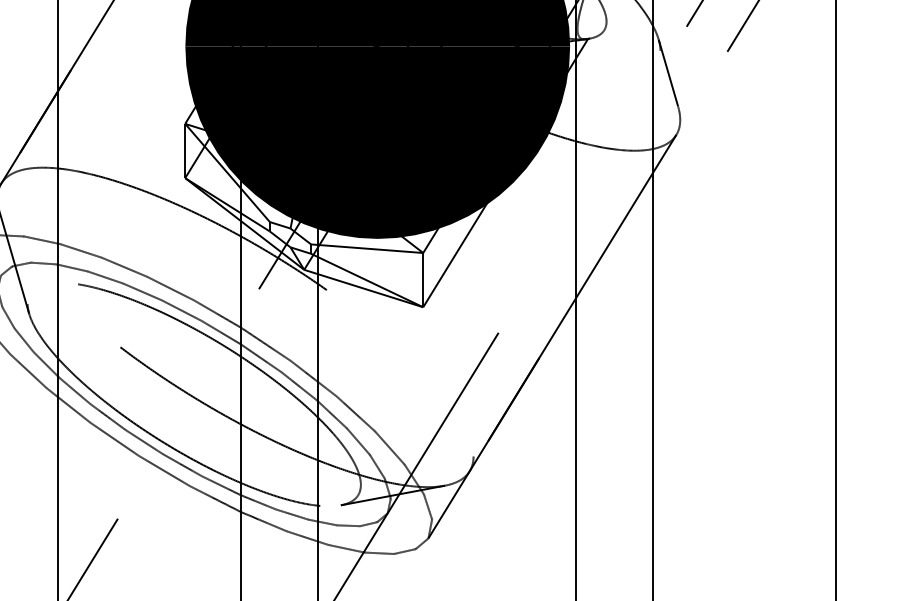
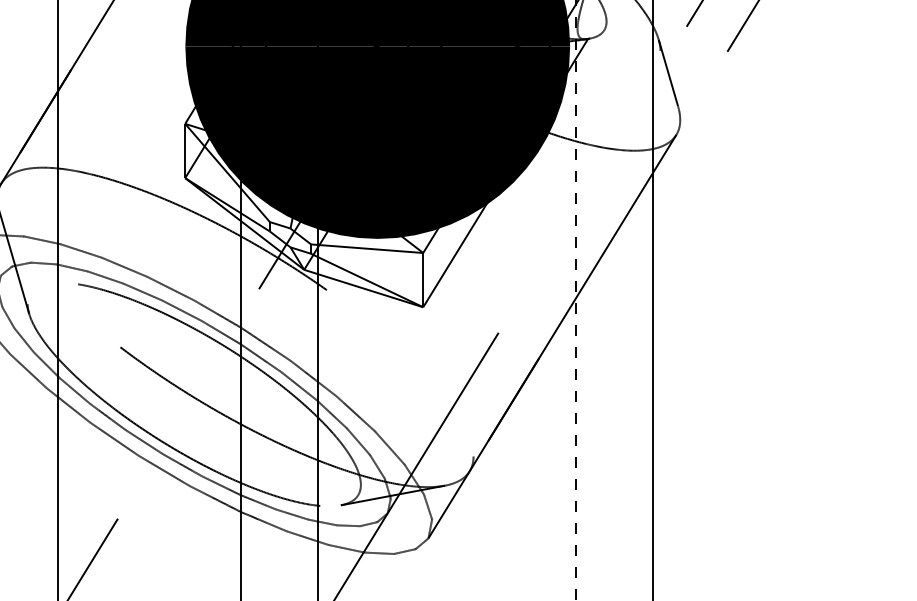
line: present -> none (835, 299)
line: solid -> dashed (576, 300)
